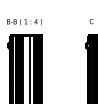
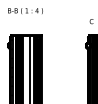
text position: (24, 21) -> (25, 10) (25, 10)
